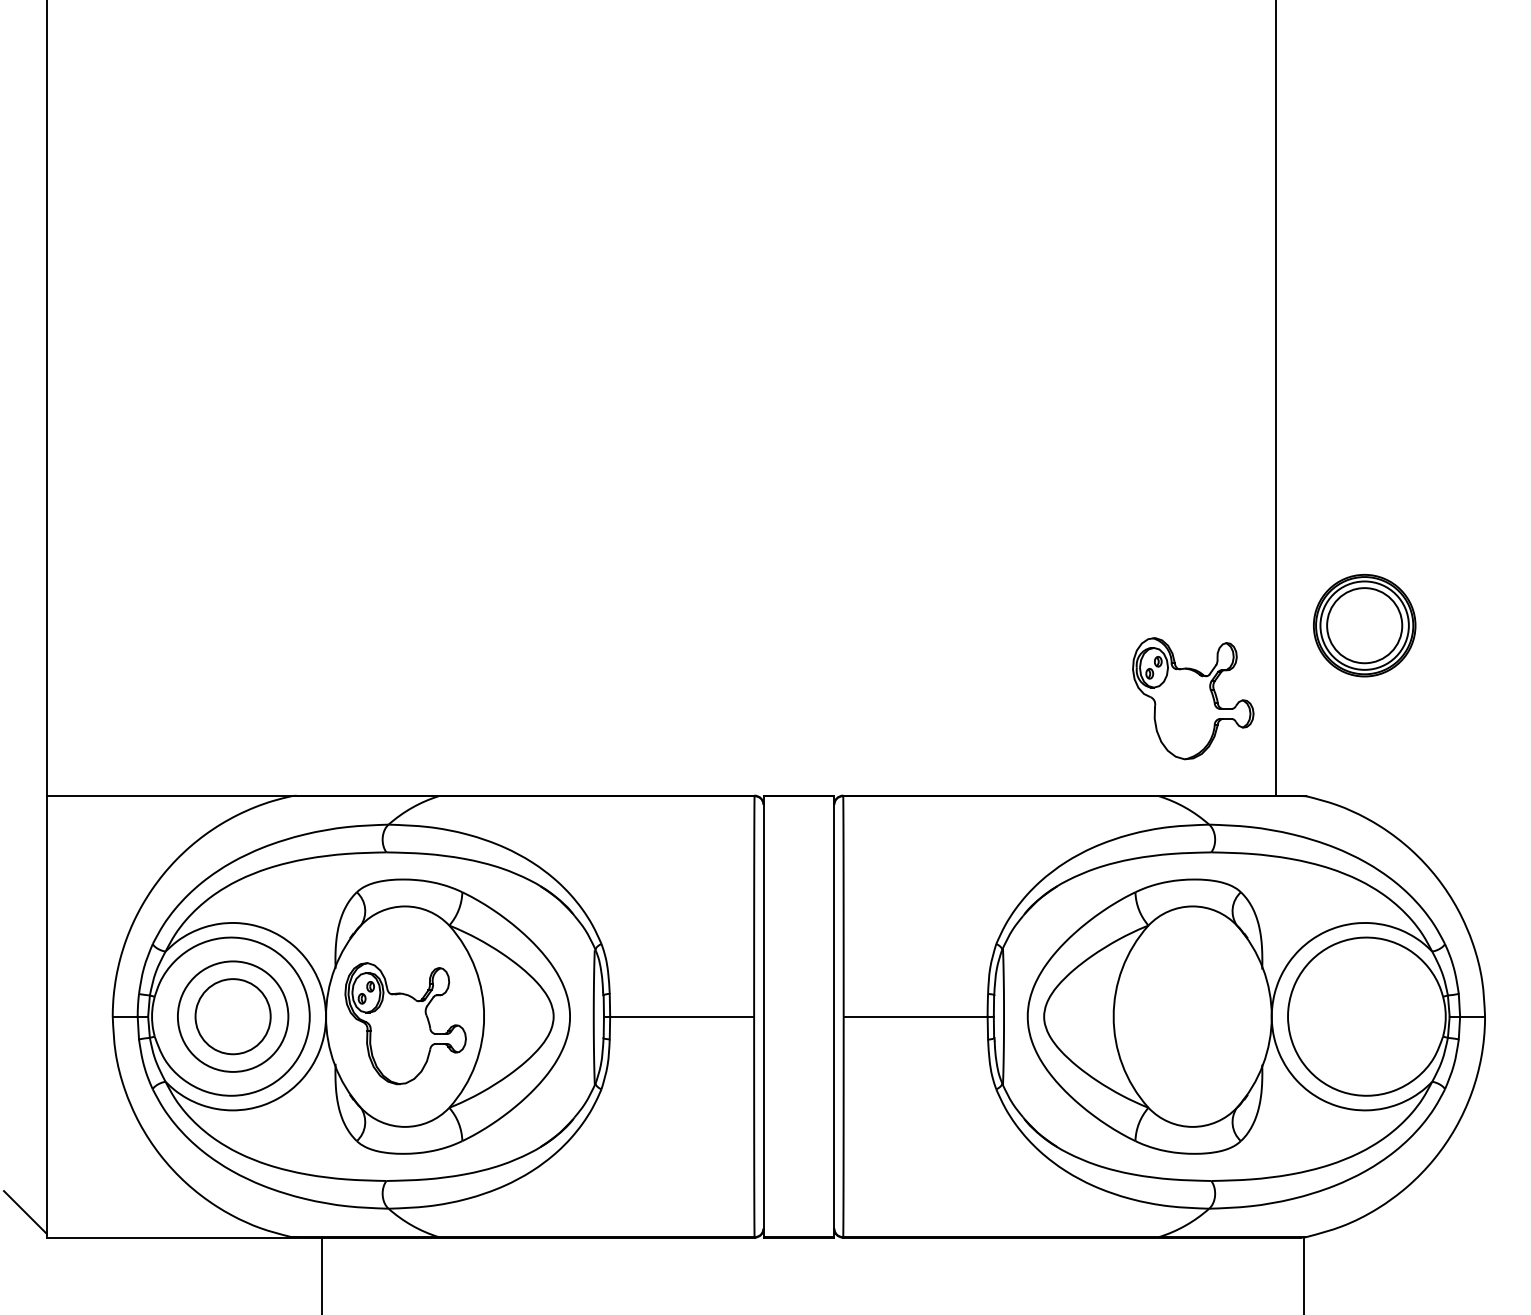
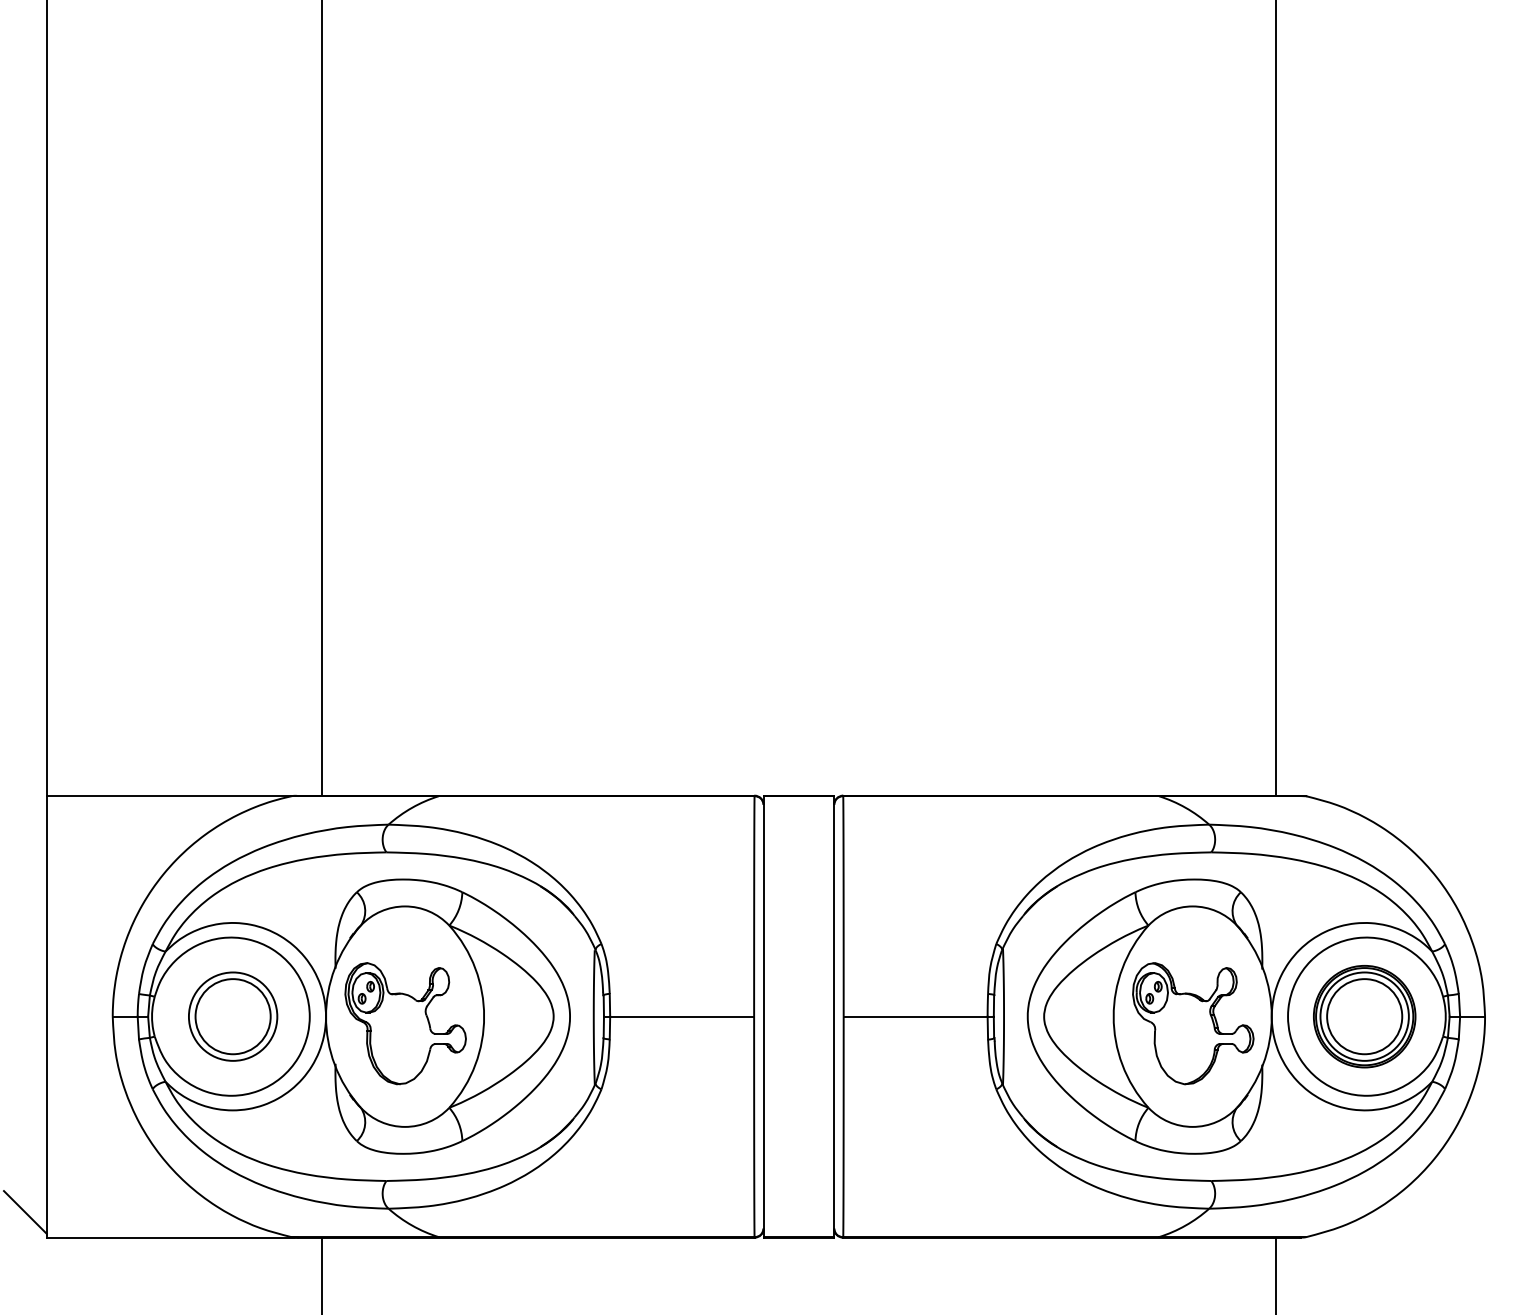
line: none -> present (321, 398)
part position: (1364, 625) -> (1364, 1016) (1364, 1016)
part position: (1193, 698) -> (1193, 1023) (1193, 1023)
circle diameter: 111 px -> 88 px (232, 1016)
line position: (1304, 1274) -> (1276, 1274) (1276, 1274)
